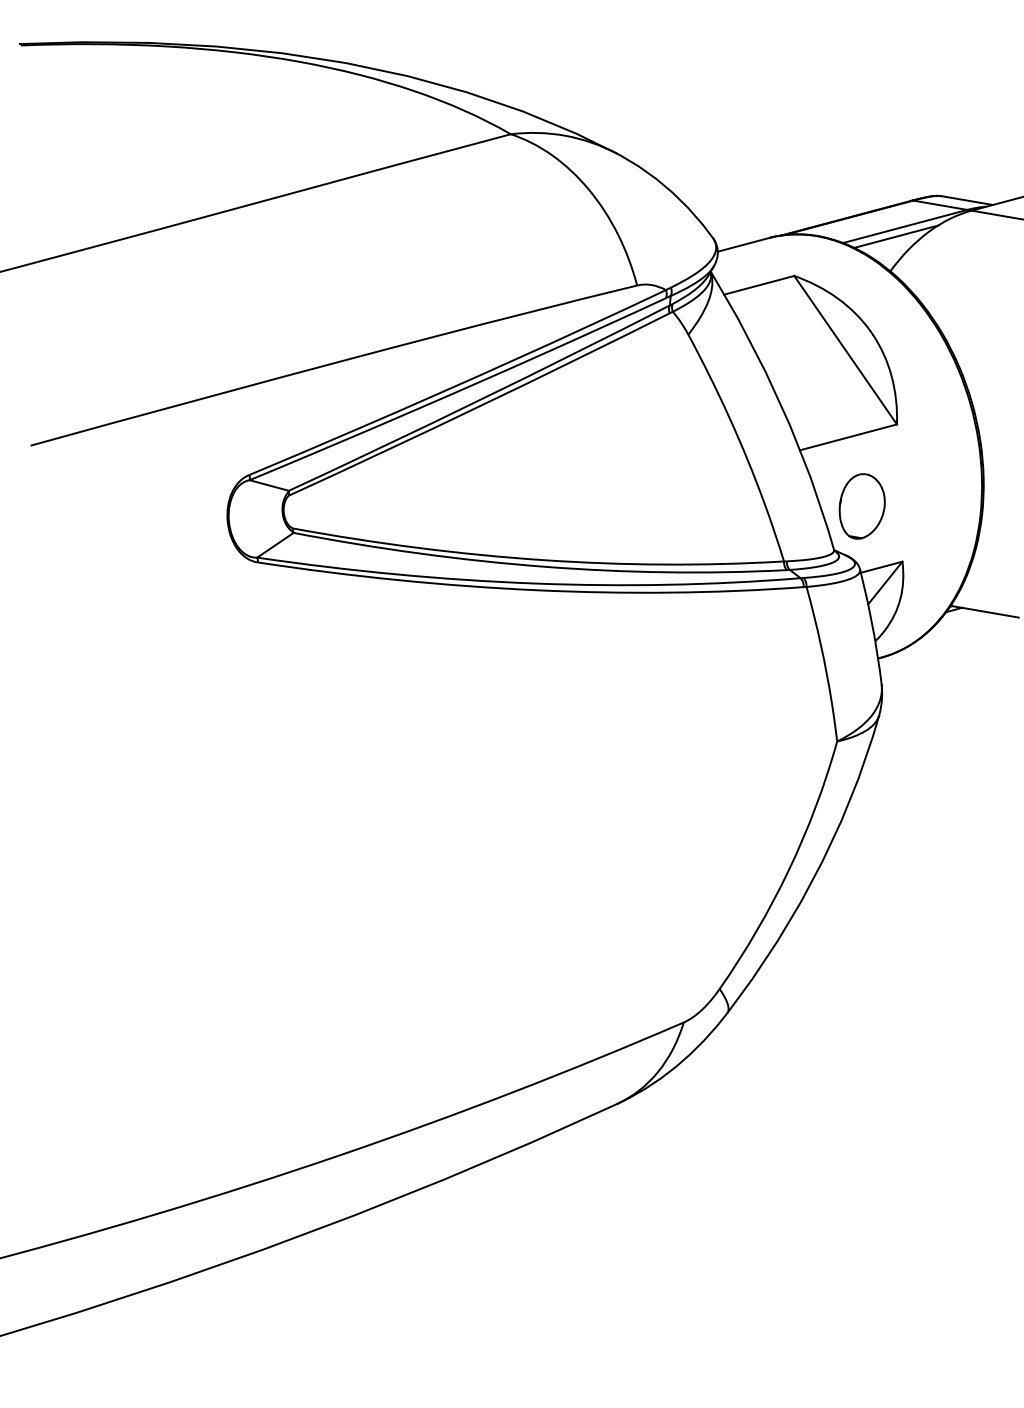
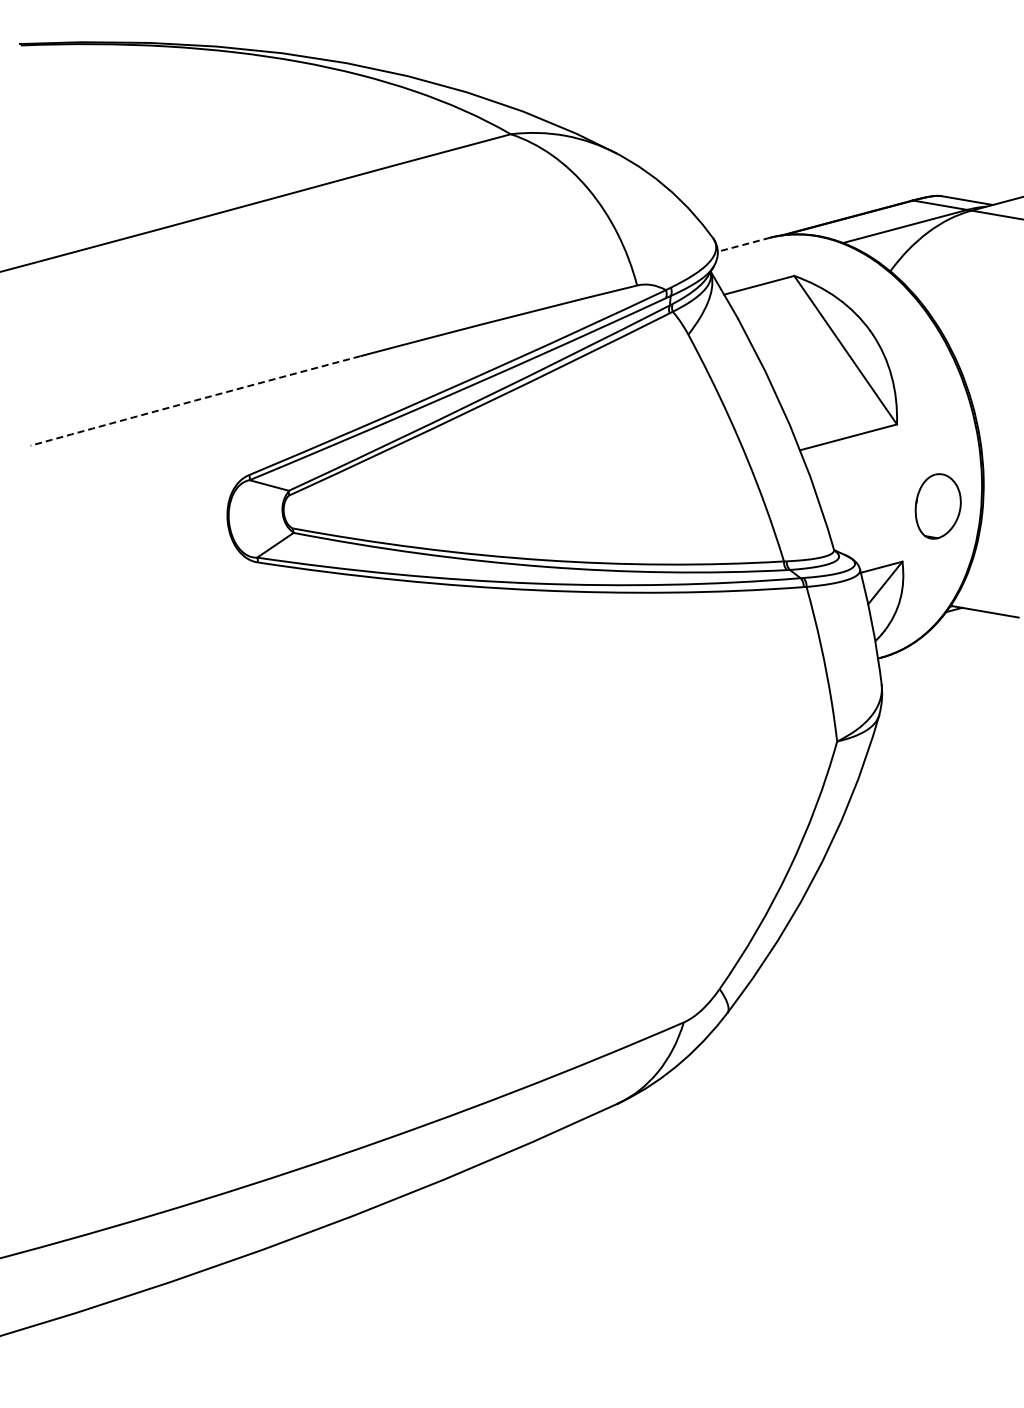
line: present -> none (896, 236)
line: solid -> dashed (743, 244)
arc: solid -> dashed (195, 400)
part position: (861, 506) -> (937, 506) (937, 506)
